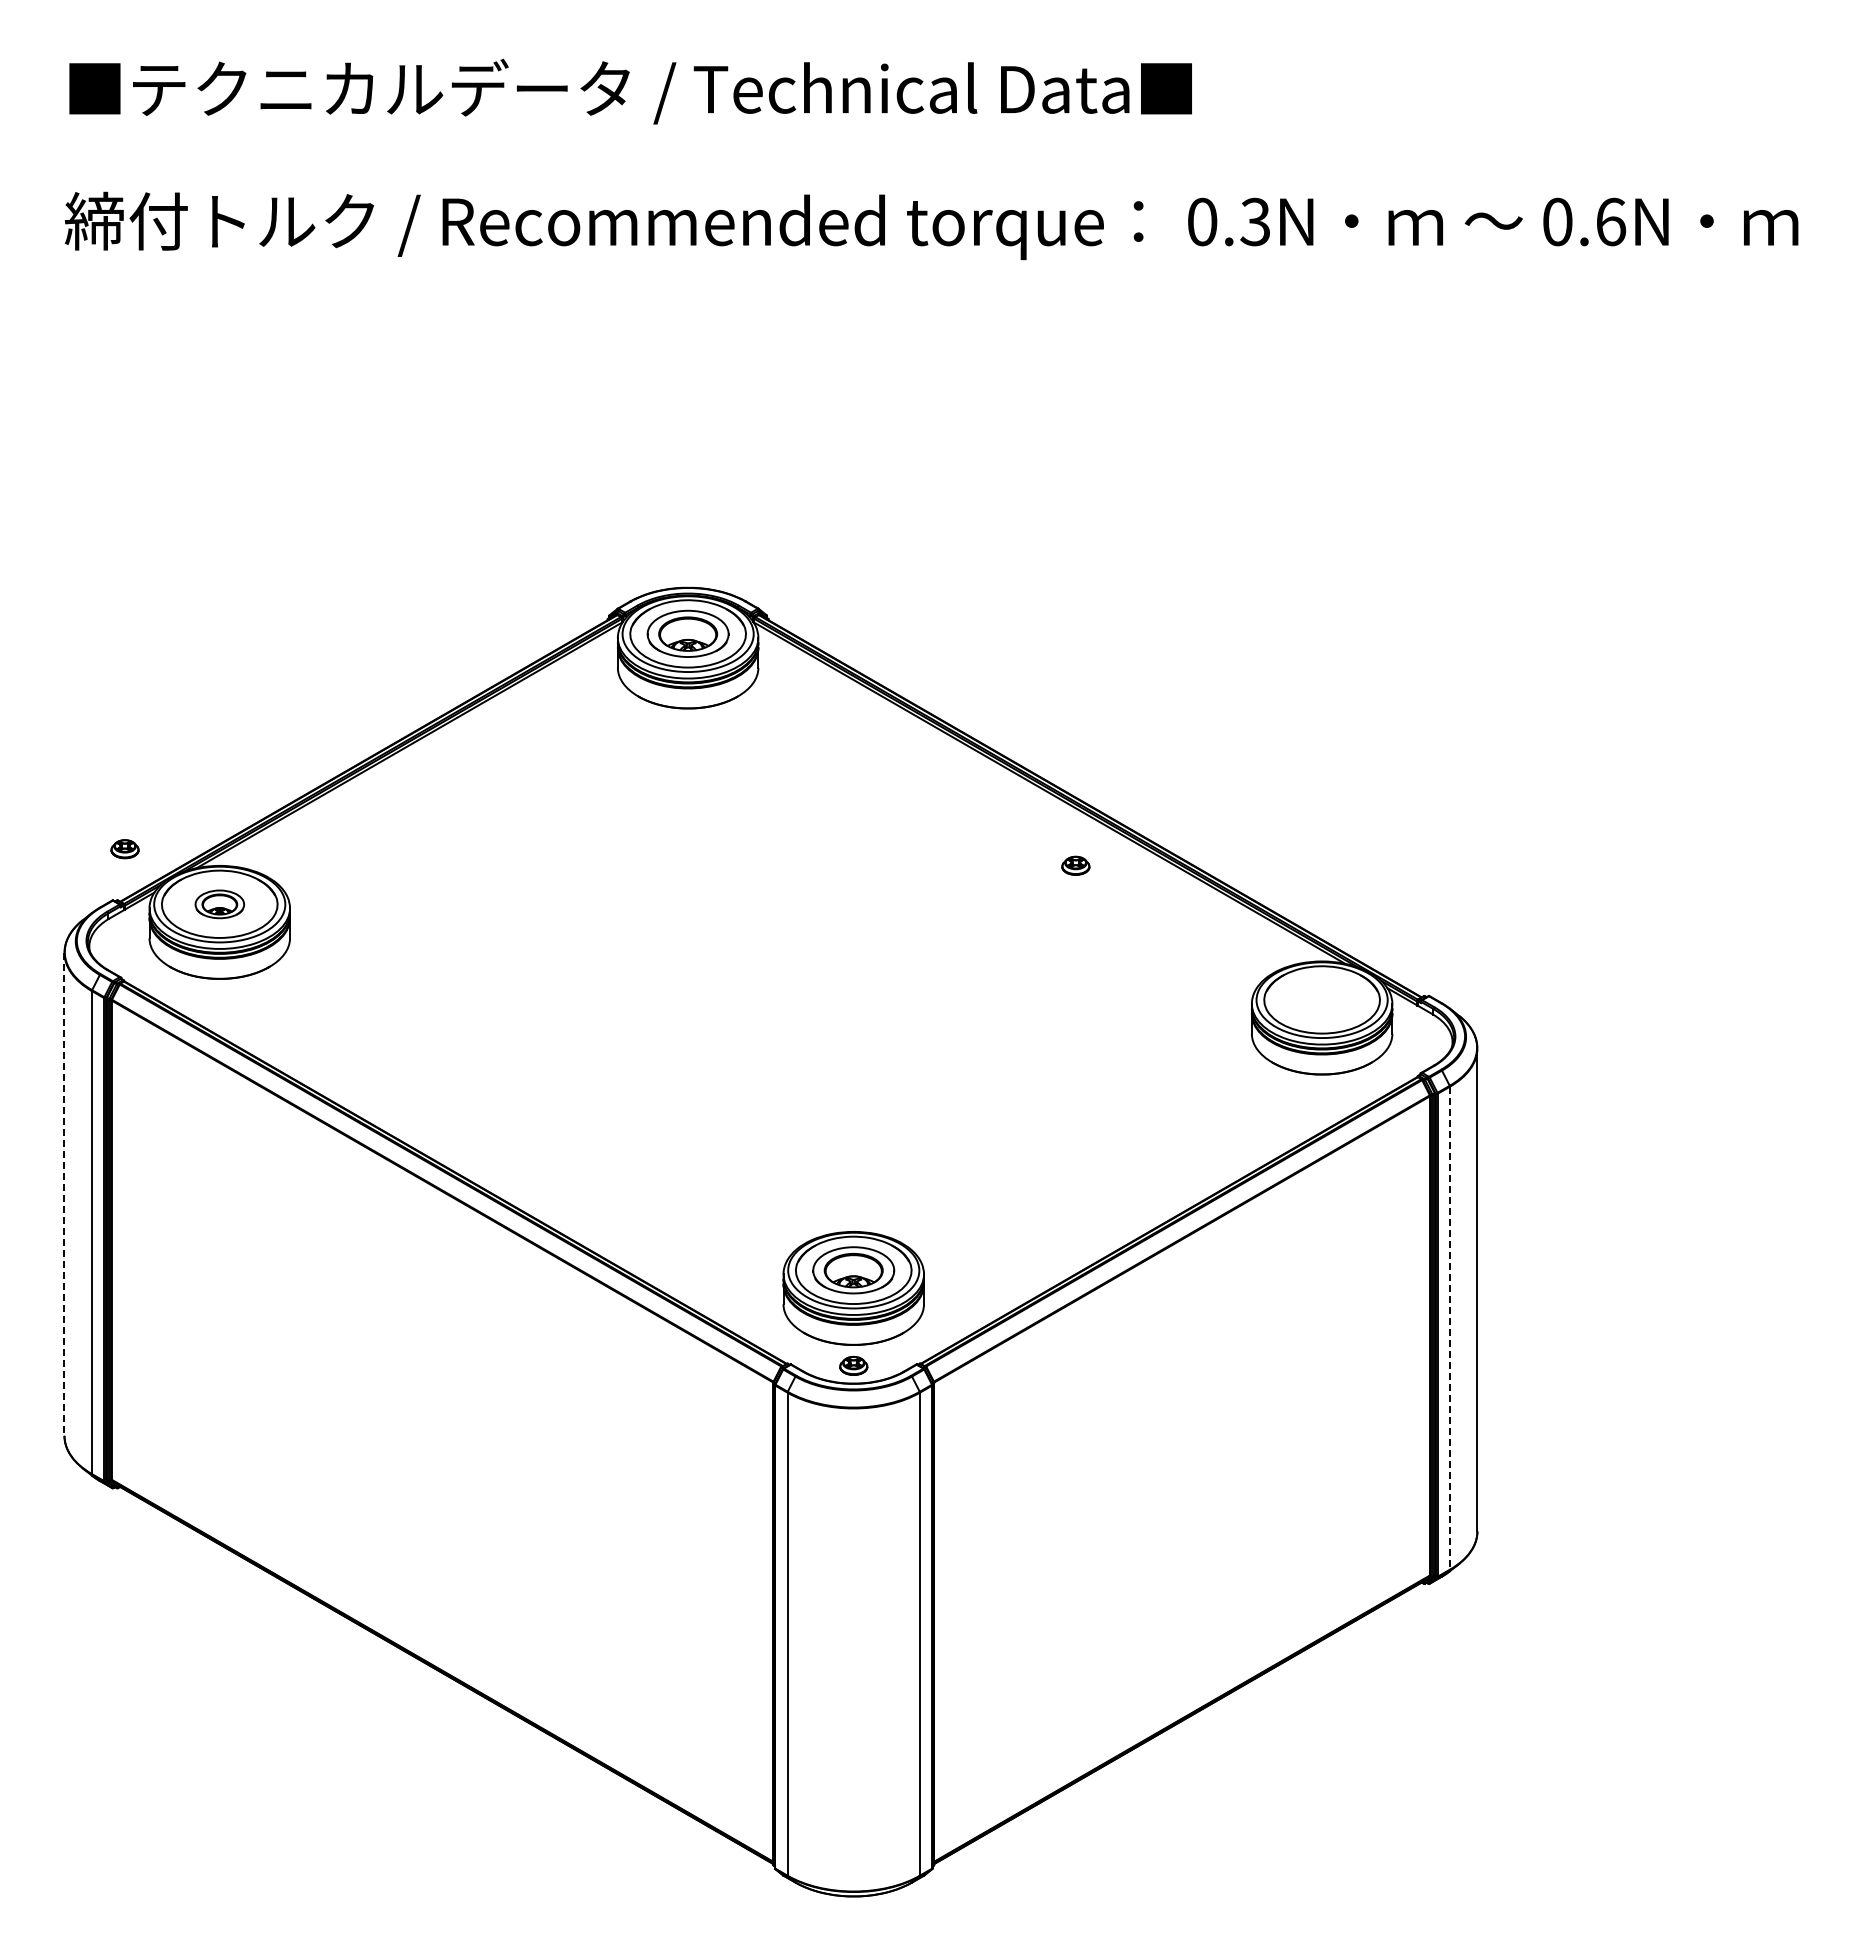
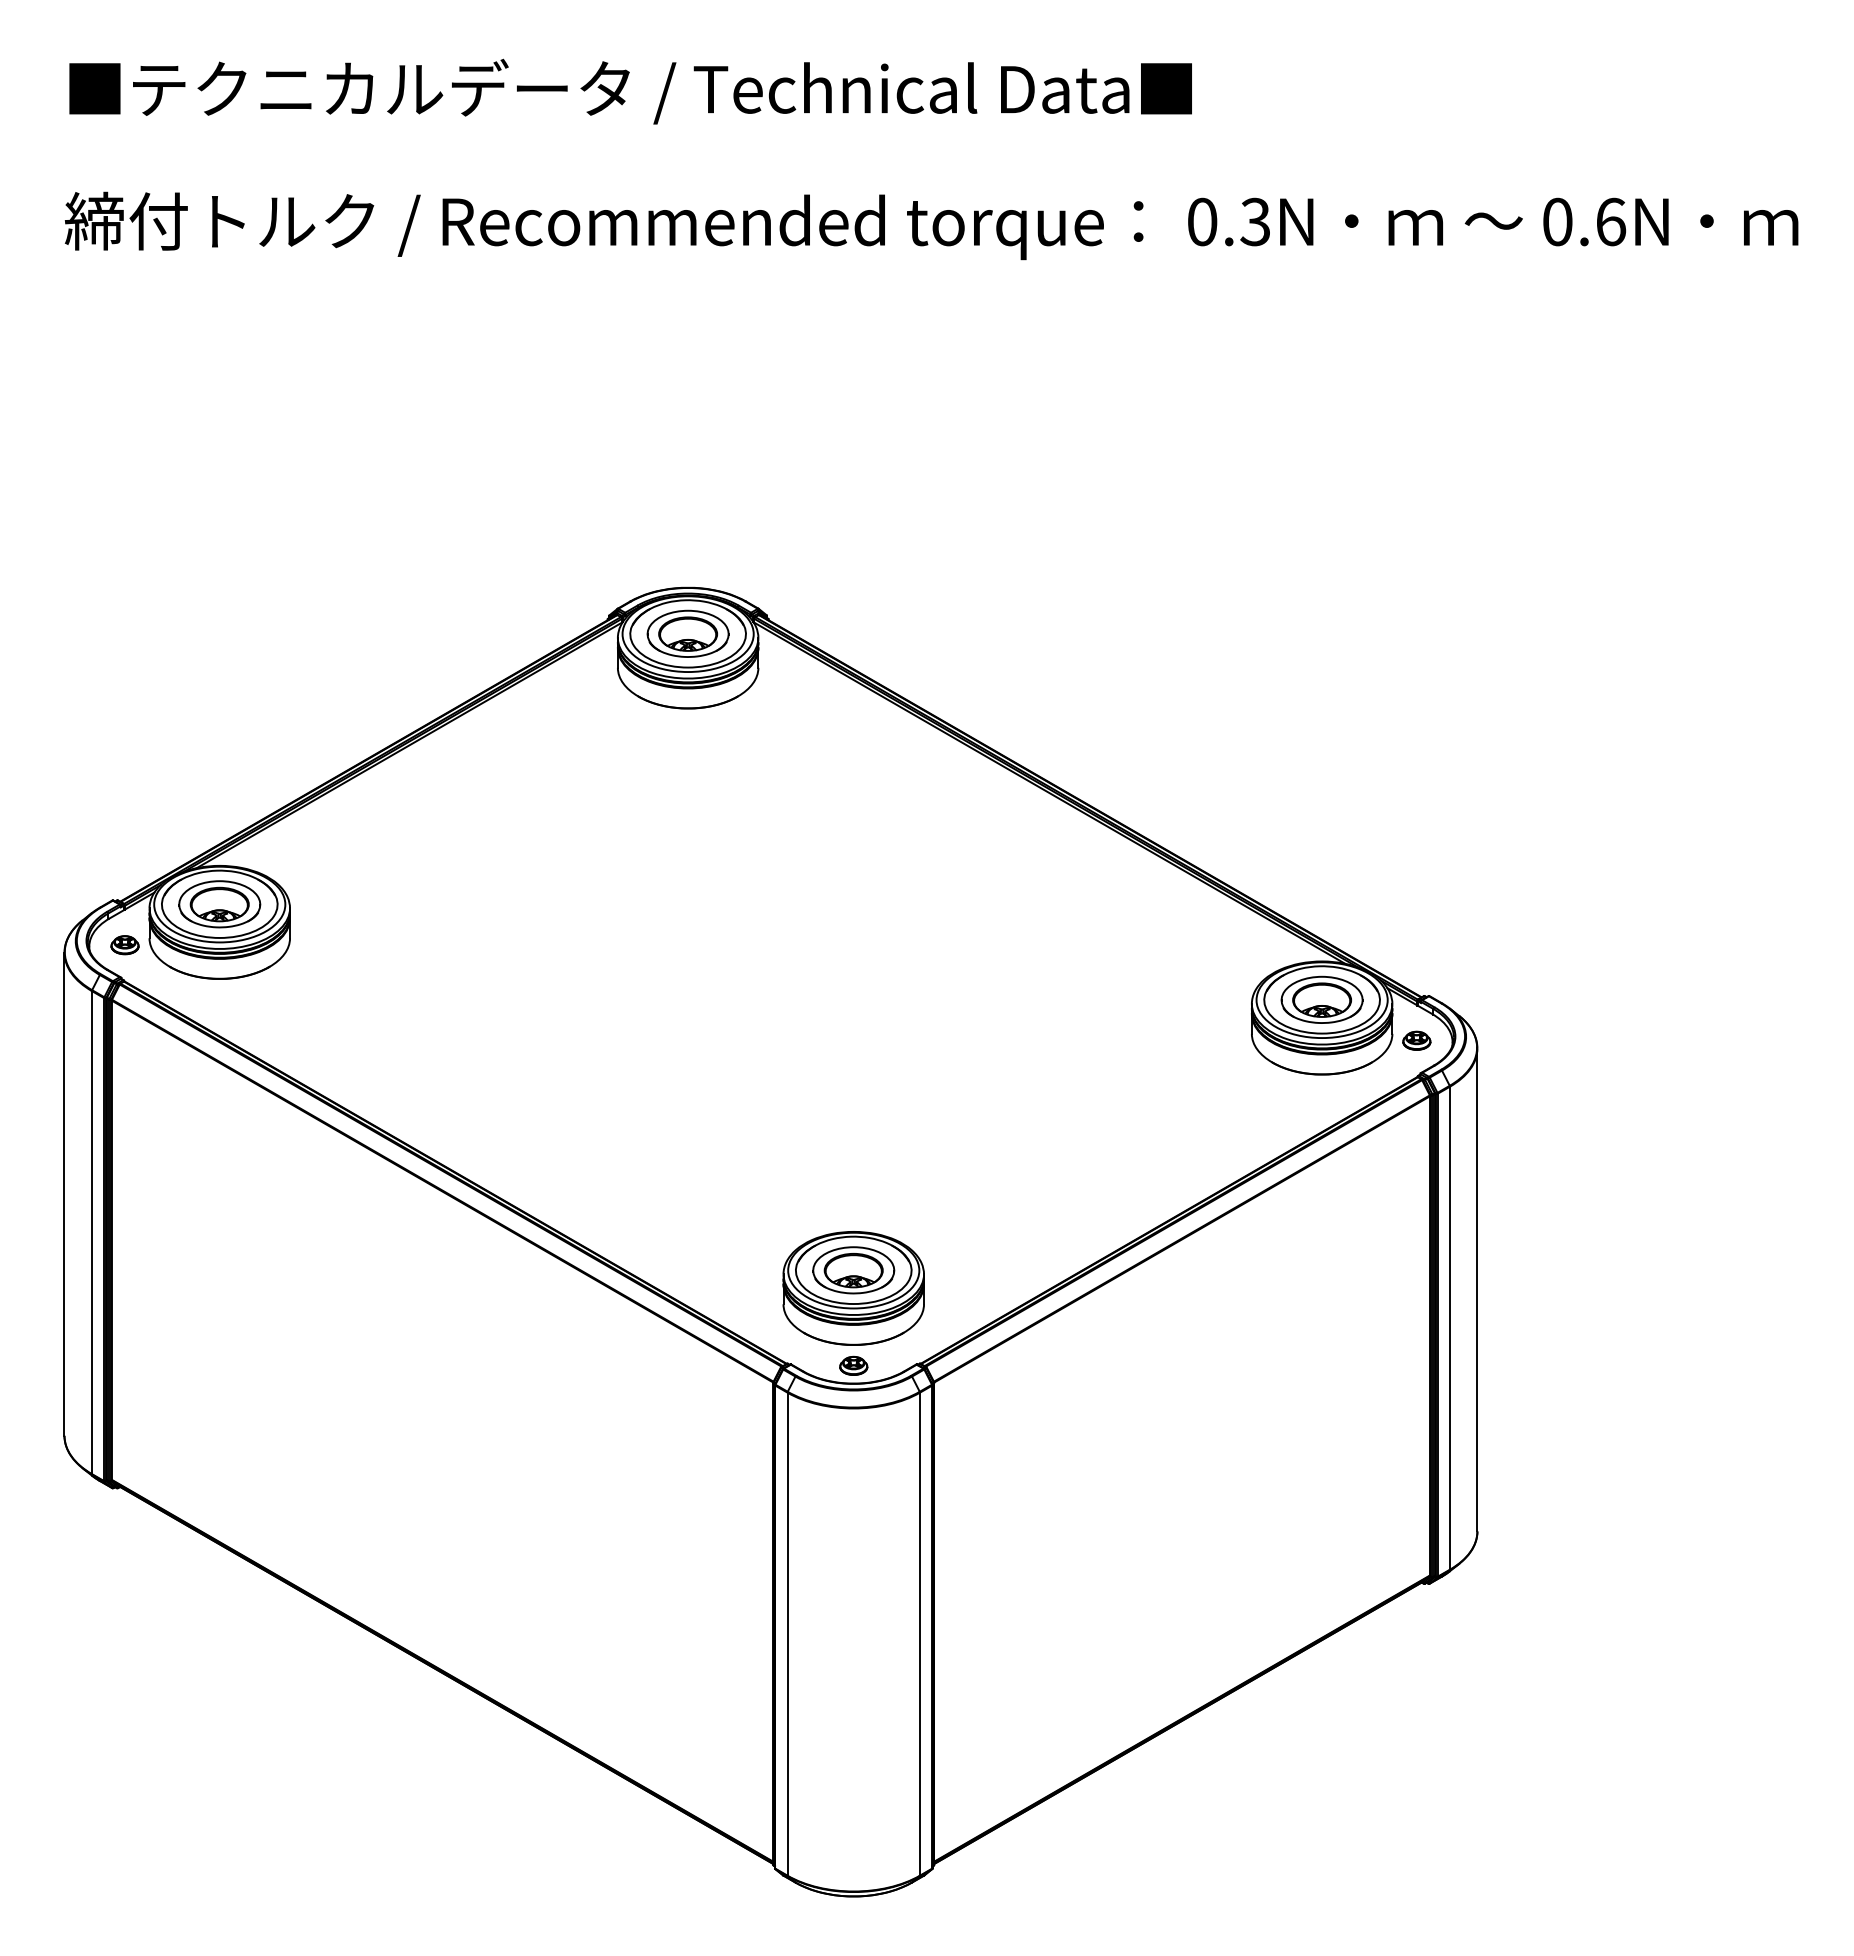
part position: (124, 849) -> (124, 945) (124, 945)
part position: (1075, 865) -> (1416, 1040) (1416, 1040)
part size: 52x31 px -> 84x49 px (219, 904)
part: none -> present (1321, 999)
line: dashed -> solid (64, 1194)
line: dashed -> solid (1449, 1328)
